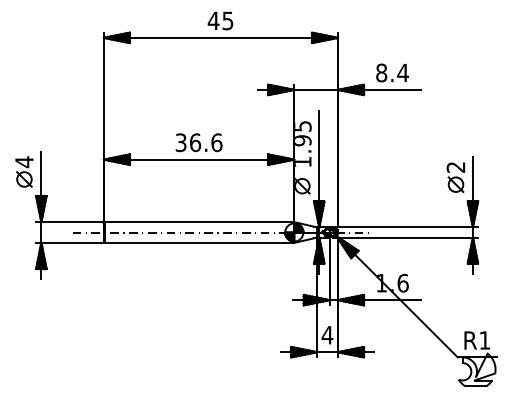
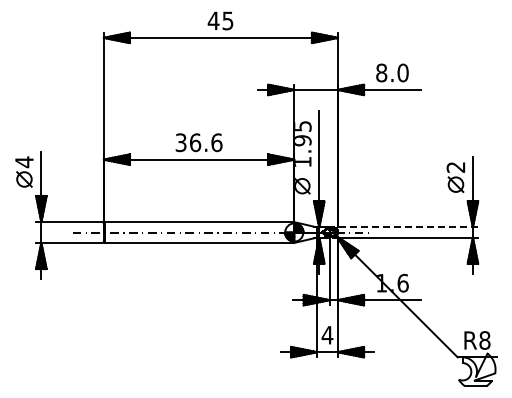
text: 8.4 -> 8.0 (402, 72)
line: solid -> dashed (405, 227)
text: R1 -> R8 (484, 340)
